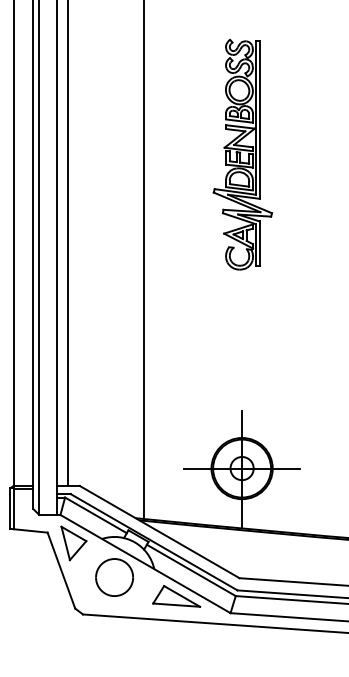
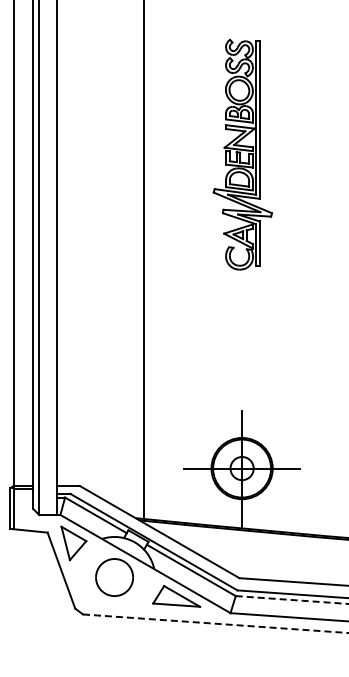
line: present -> none (68, 243)
line: solid -> dashed (292, 600)
line: solid -> dashed (215, 623)
